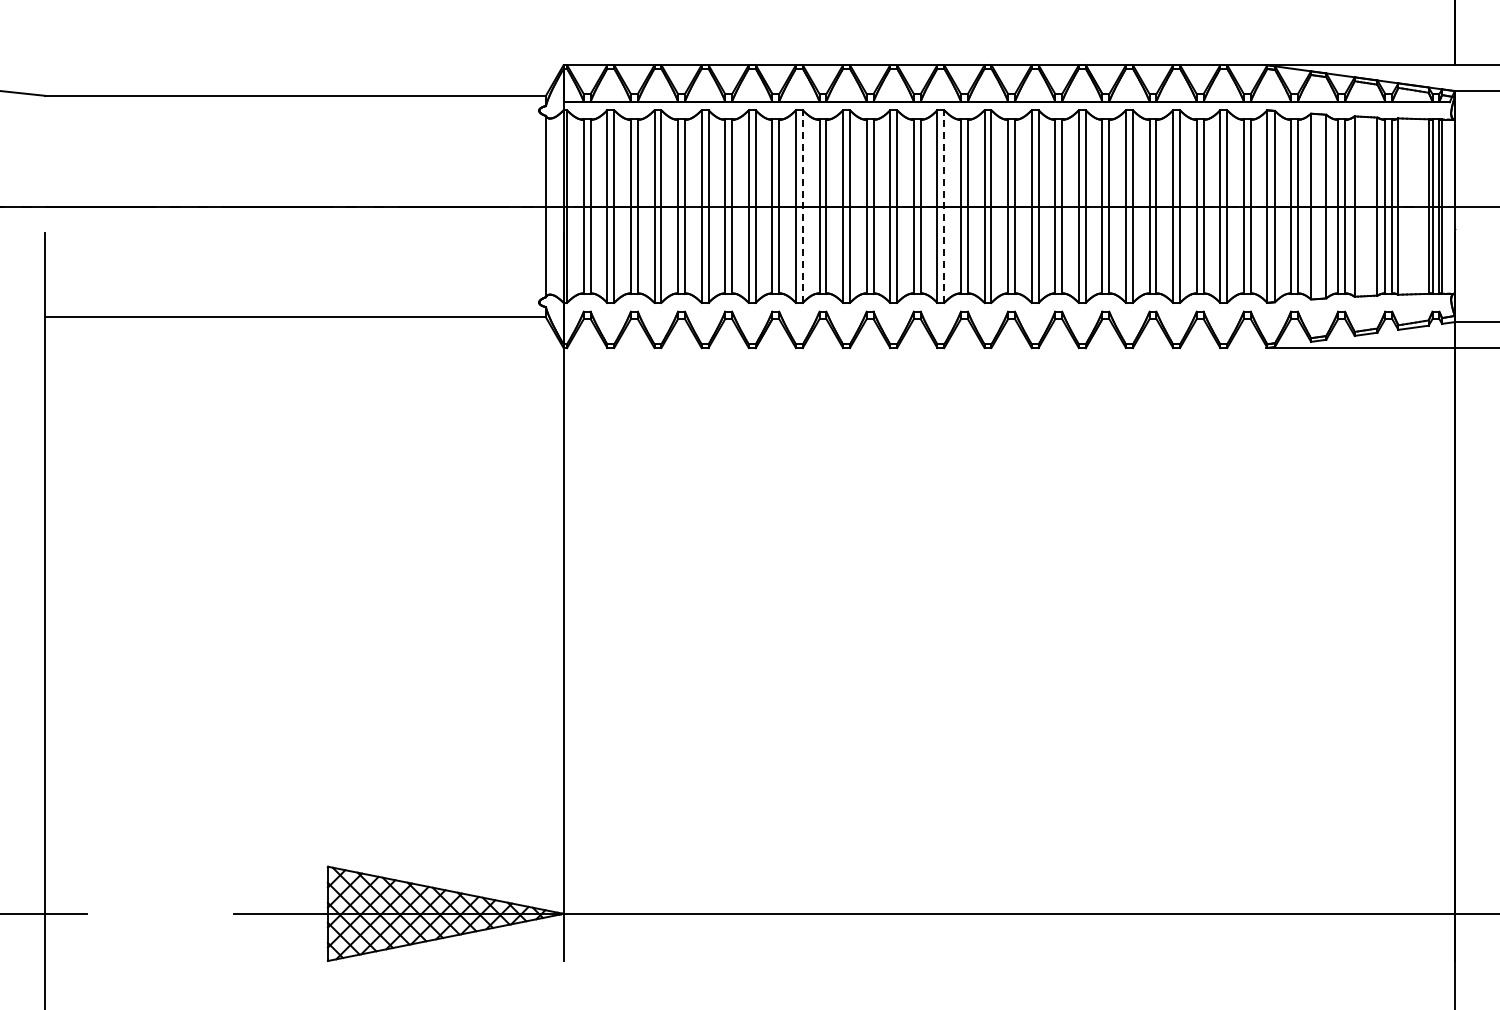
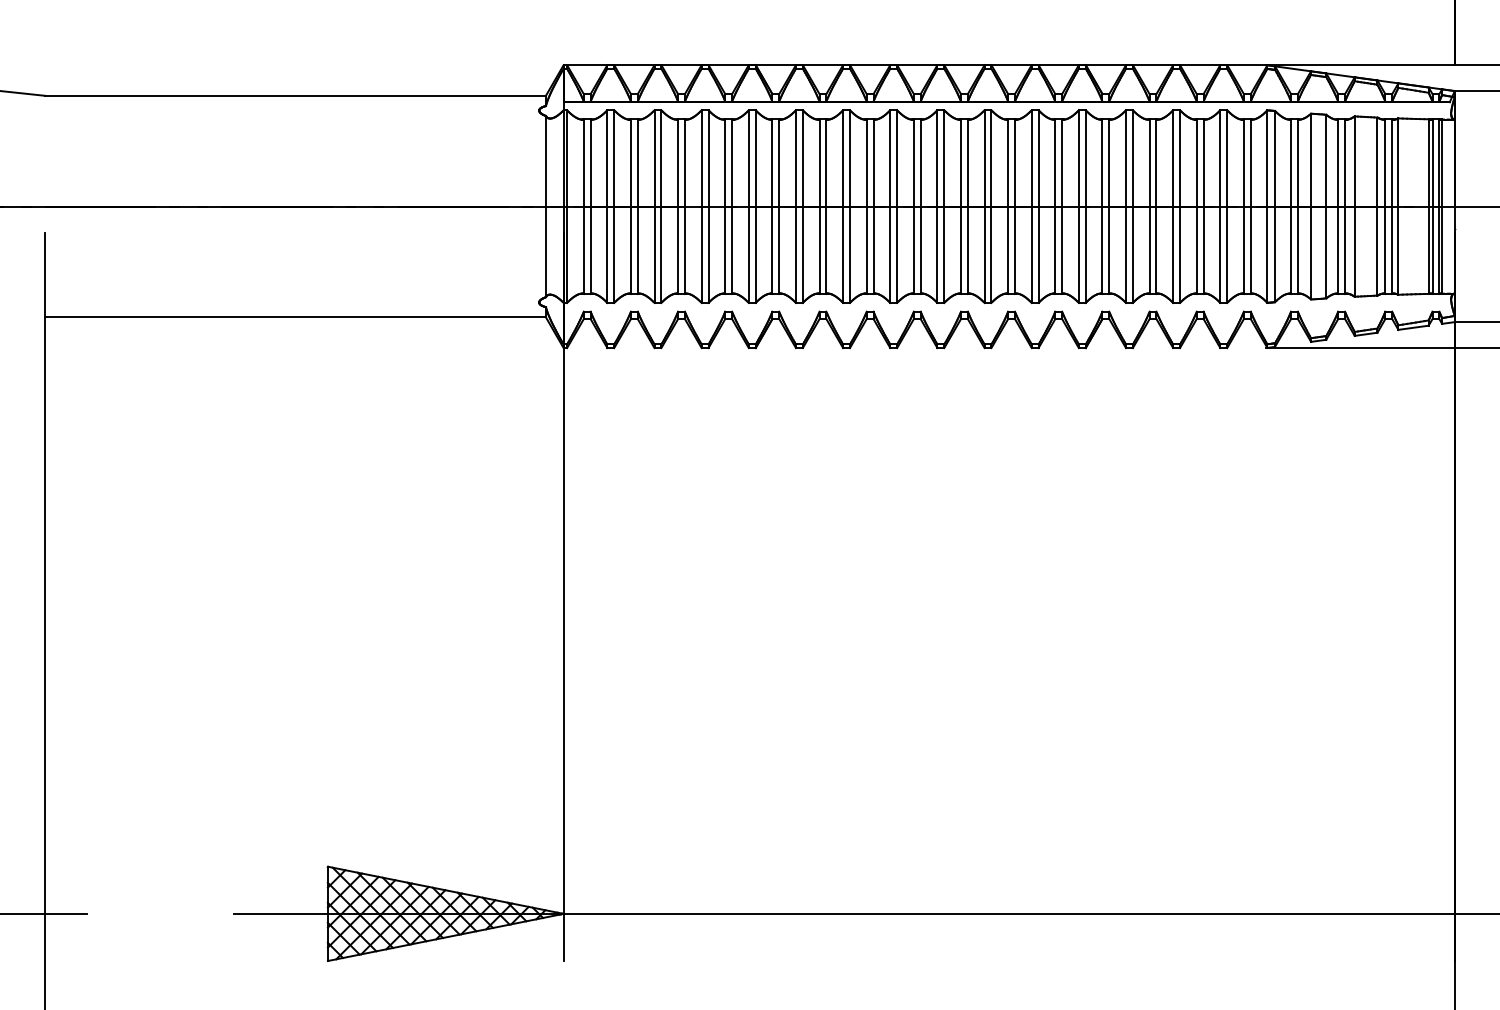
line: dashed -> solid (802, 206)
line: dashed -> solid (944, 206)
